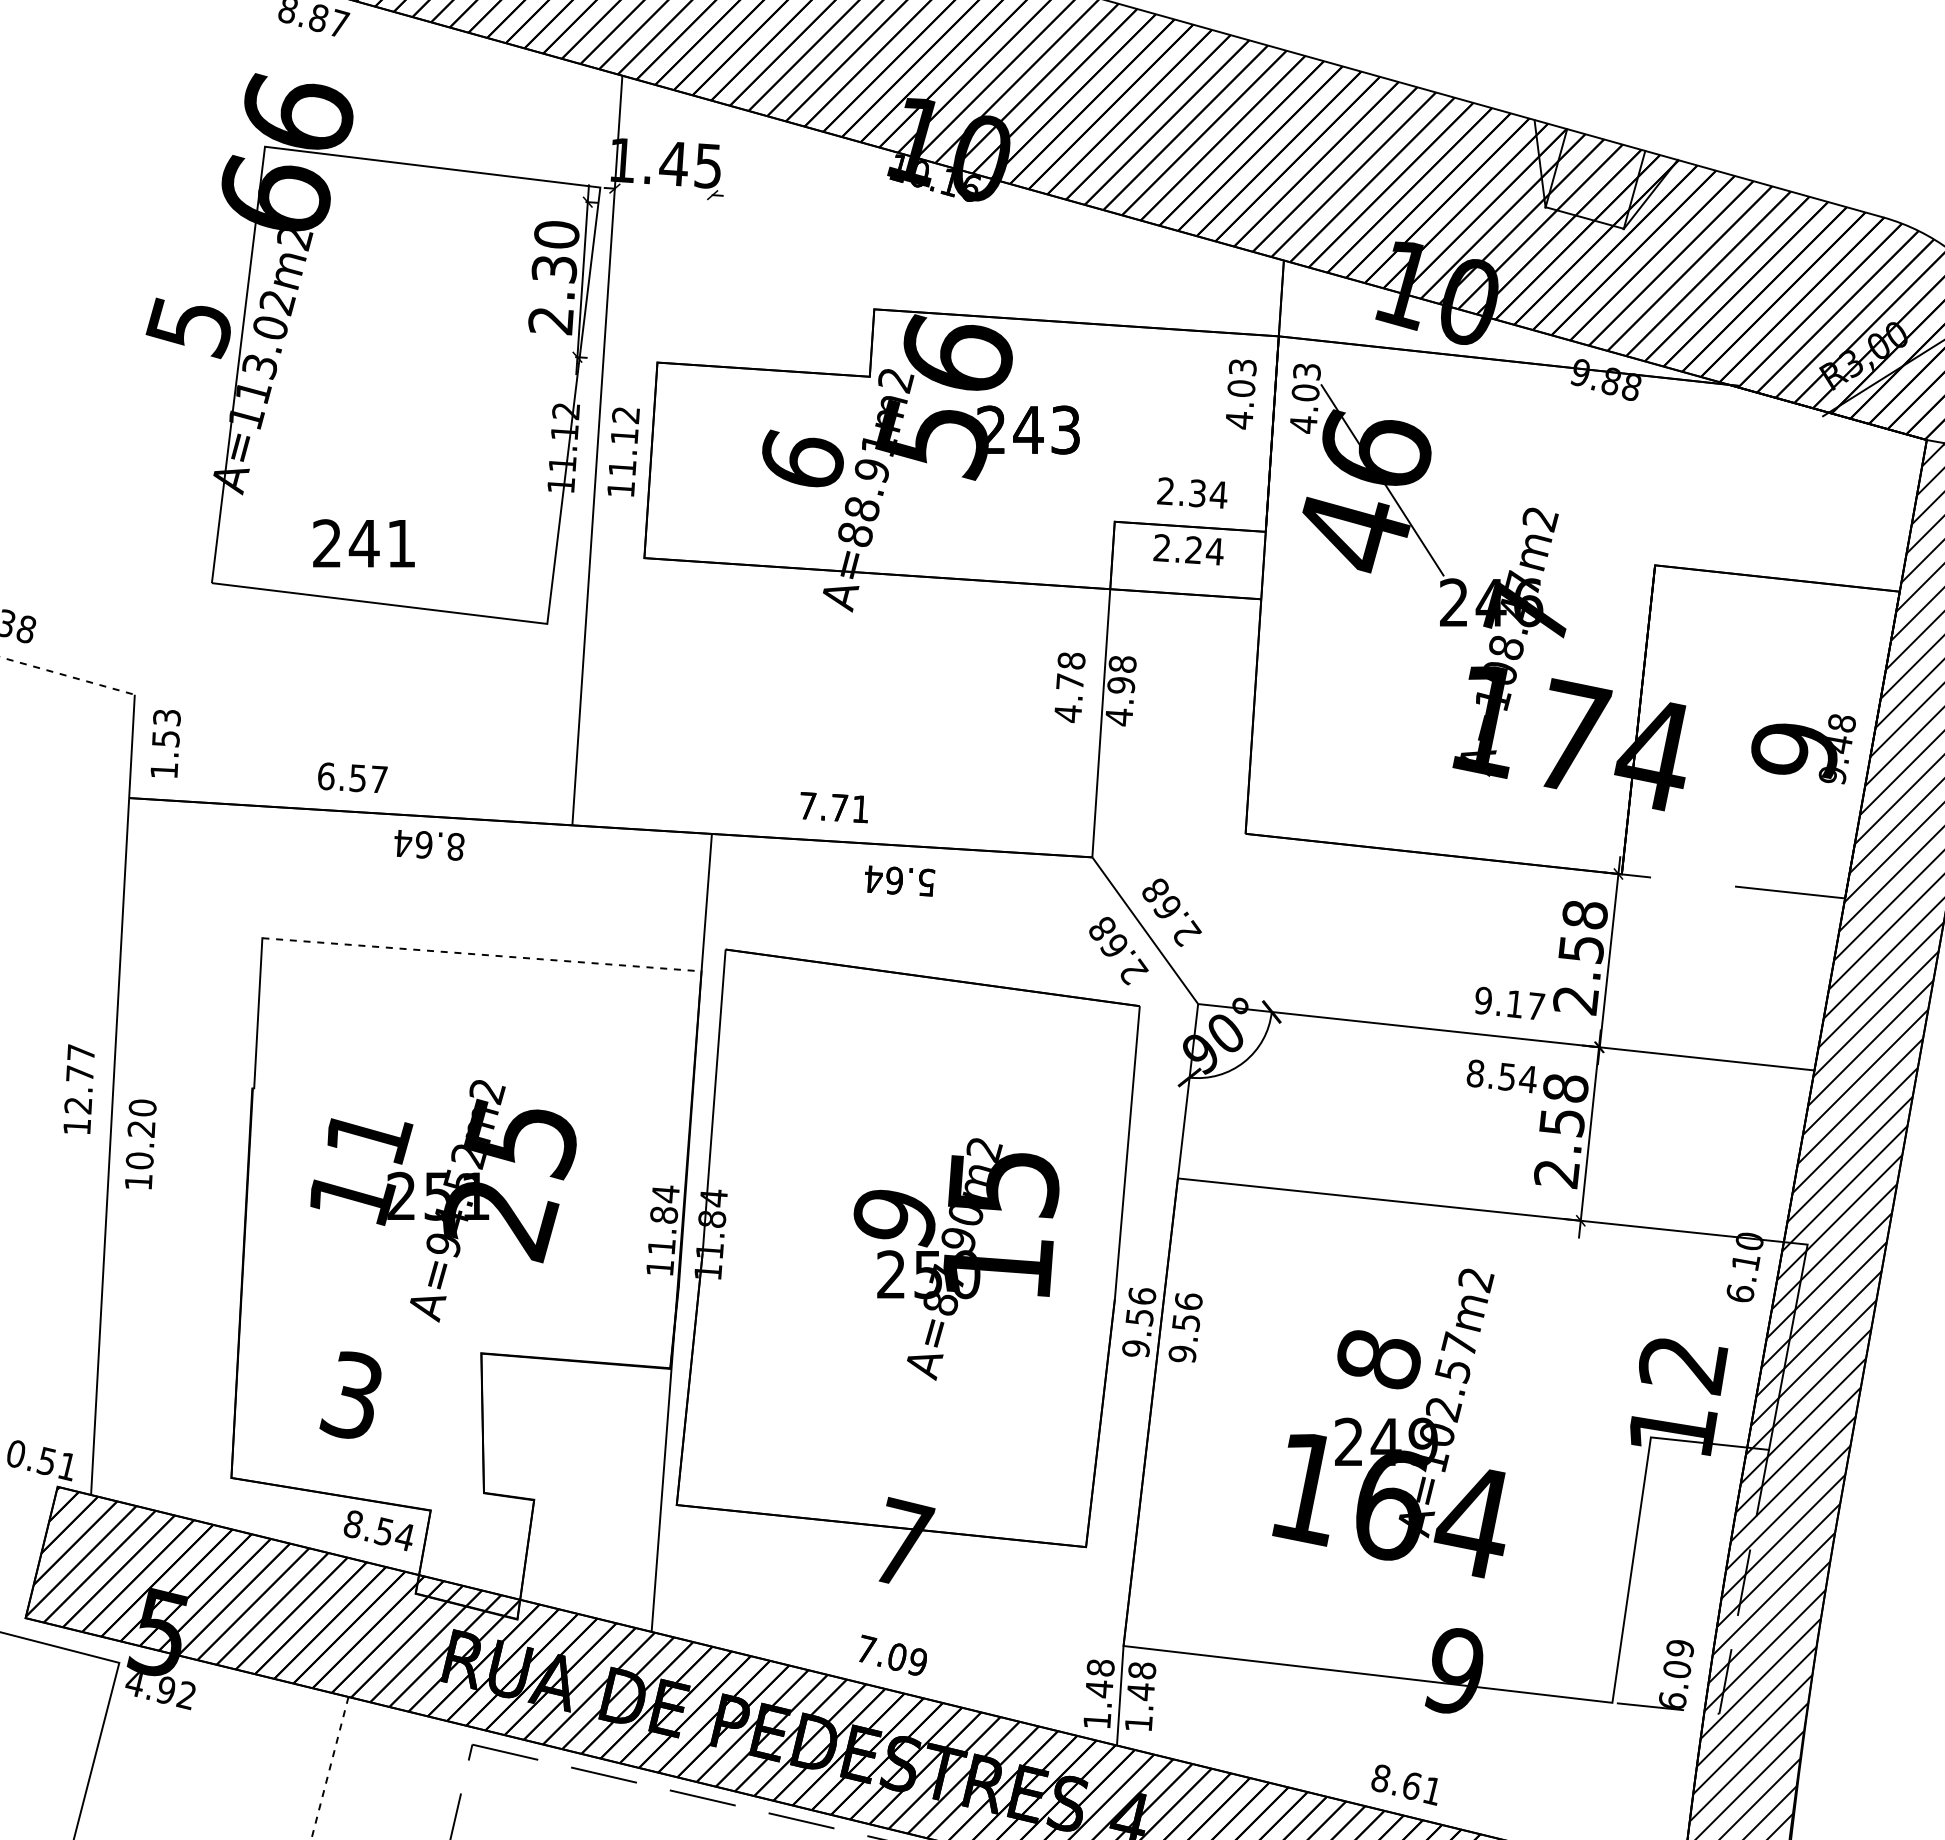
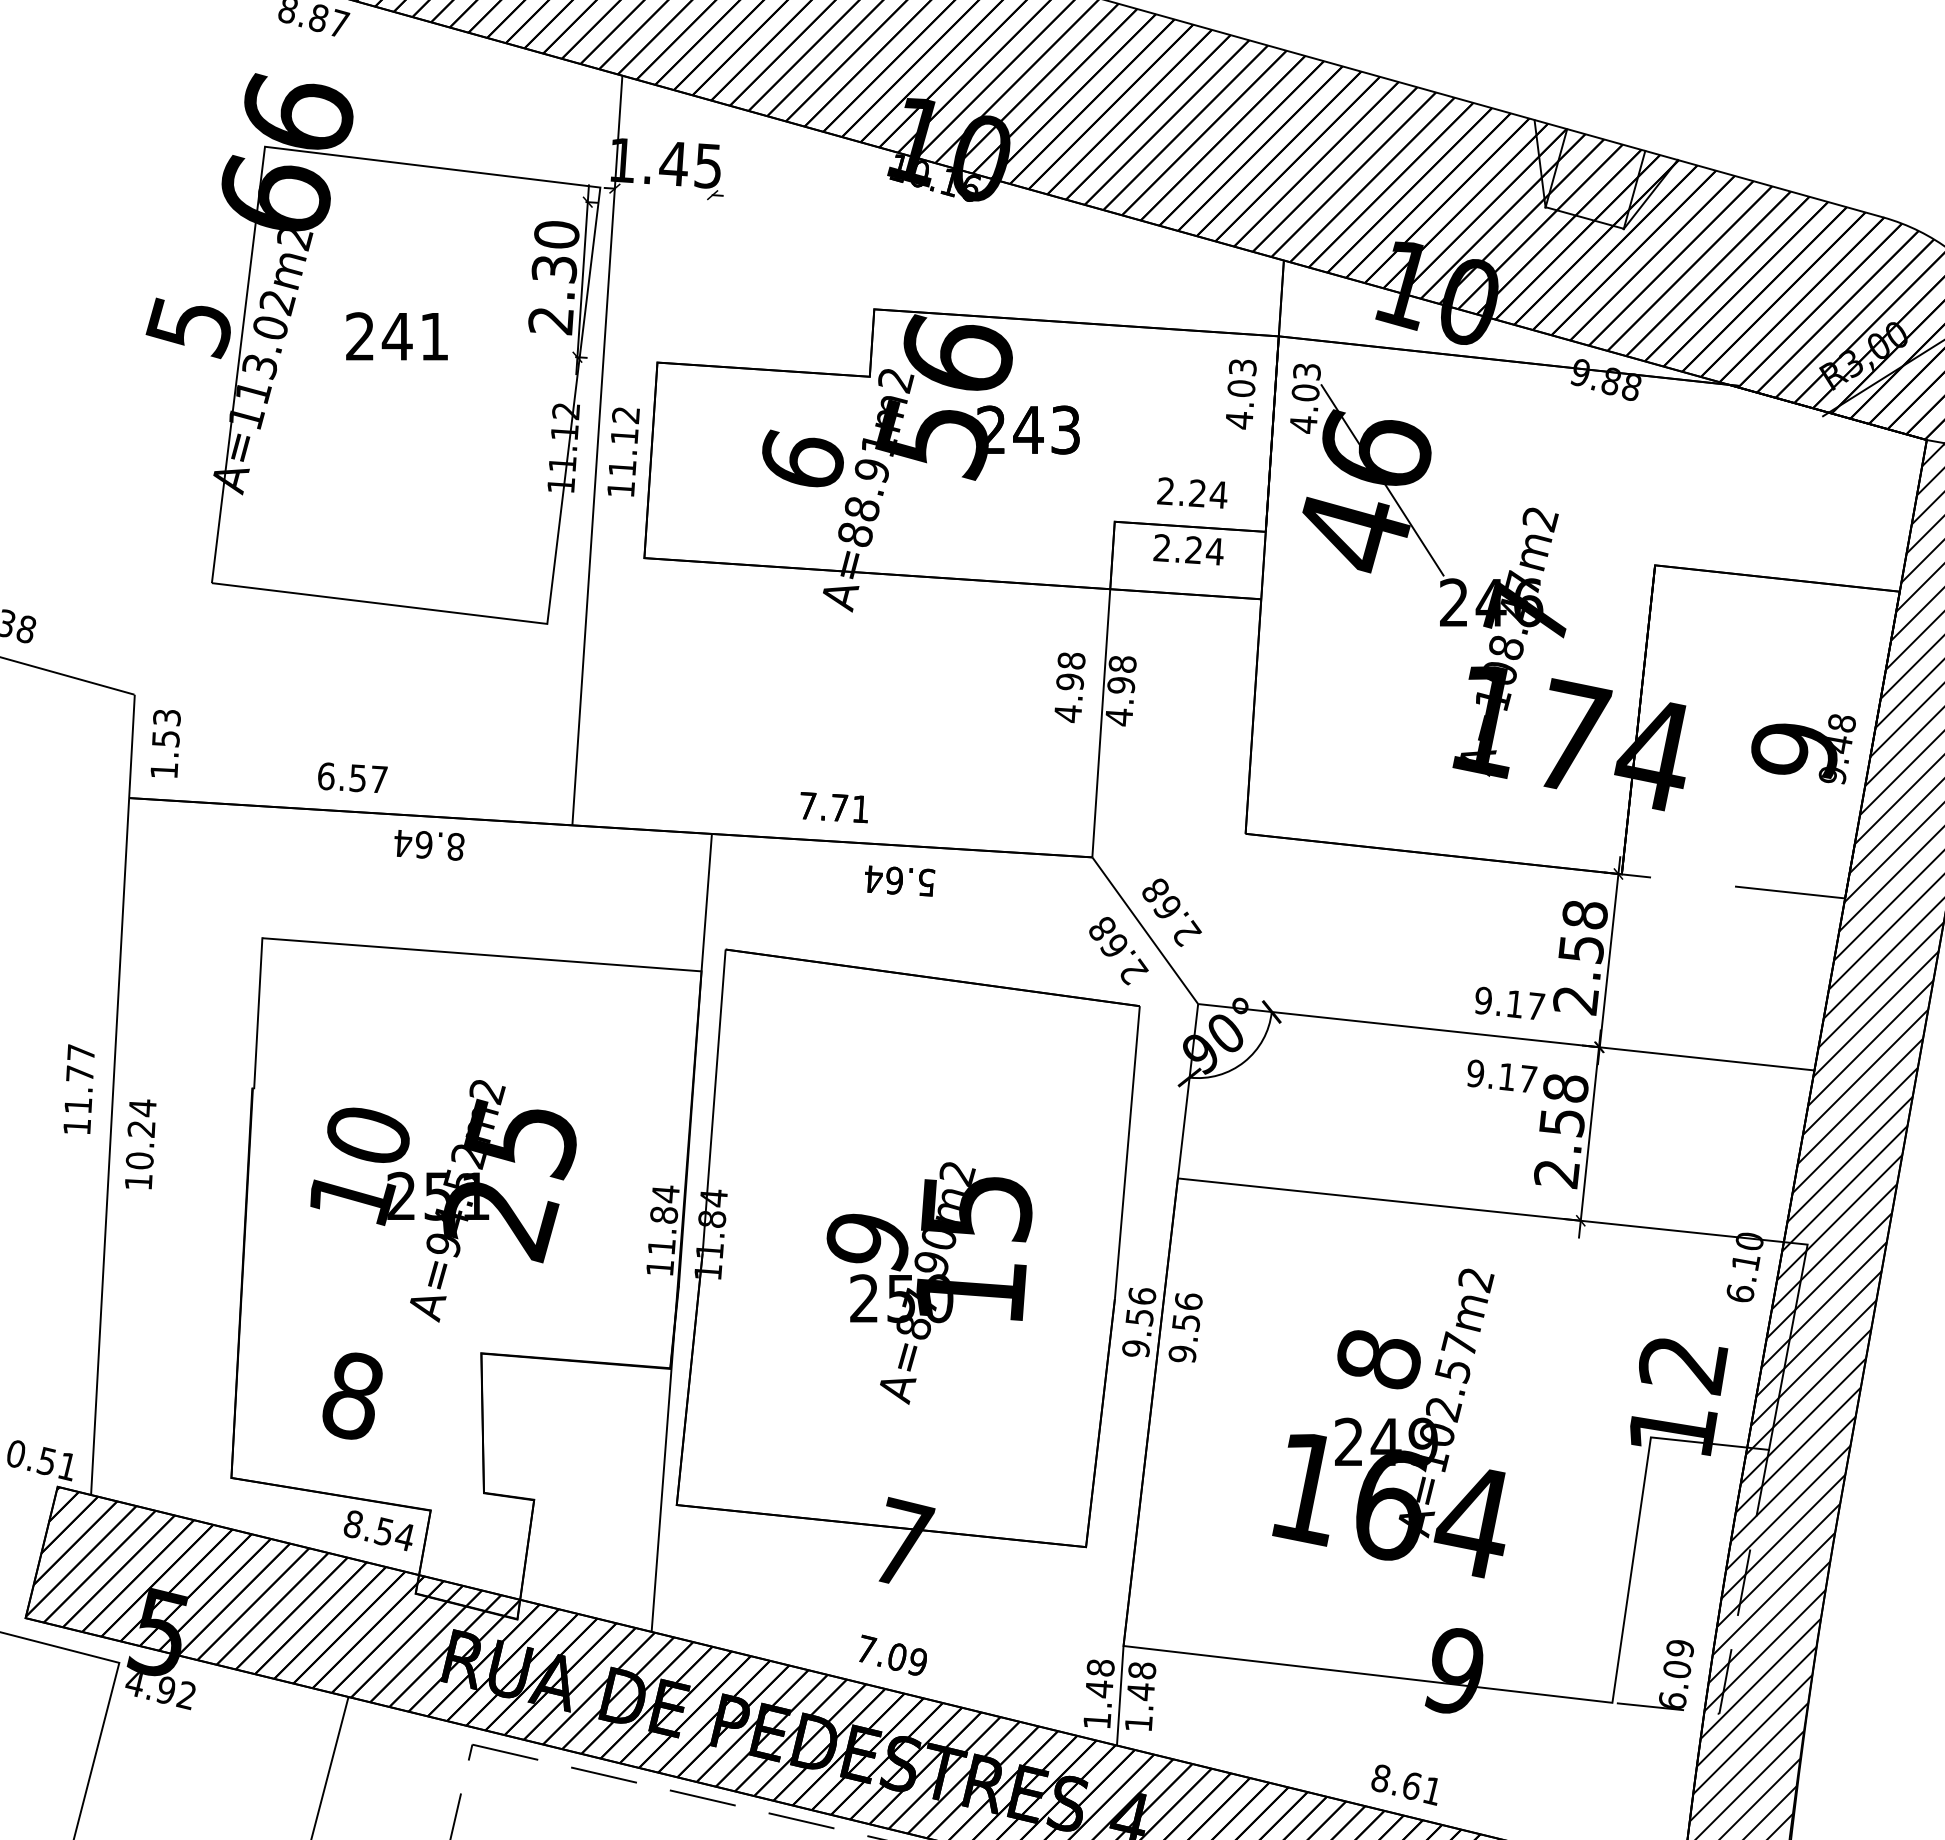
text: 2.34 -> 2.24 (1196, 493)
text position: (363, 543) -> (396, 336) (396, 336)
line: dashed -> solid (68, 676)
text: 4.78 -> 4.98 (1069, 681)
line: dashed -> solid (482, 954)
text: 8.54 -> 9.17 (1501, 1076)
text: 12.77 -> 11.77 (77, 1106)
text: 10.20 -> 10.24 (142, 1108)
text: 11 -> 10 (370, 1135)
text position: (956, 1259) -> (929, 1283) (929, 1283)
text: 3 -> 8 (350, 1395)
line: dashed -> solid (329, 1768)
